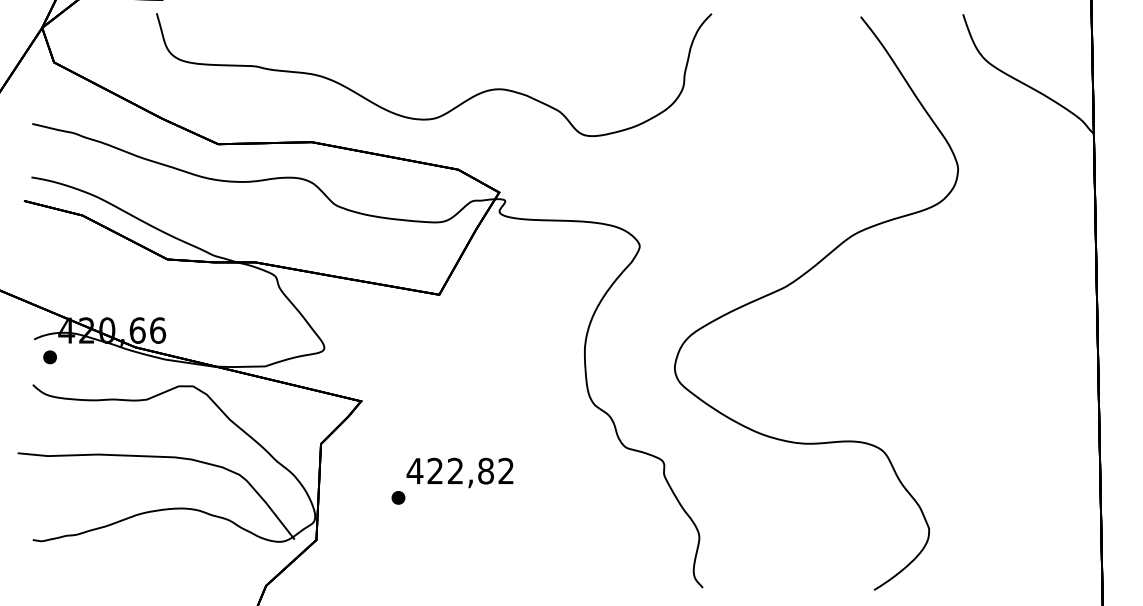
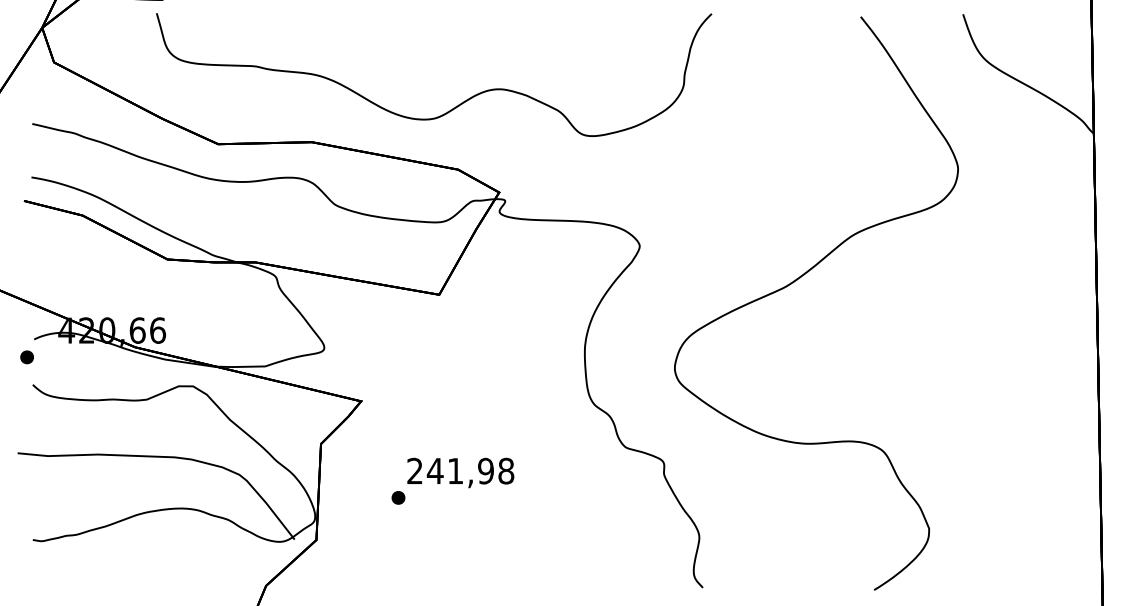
part position: (49, 357) -> (26, 357) (26, 357)
text: 422,82 -> 241,98 (460, 470)
